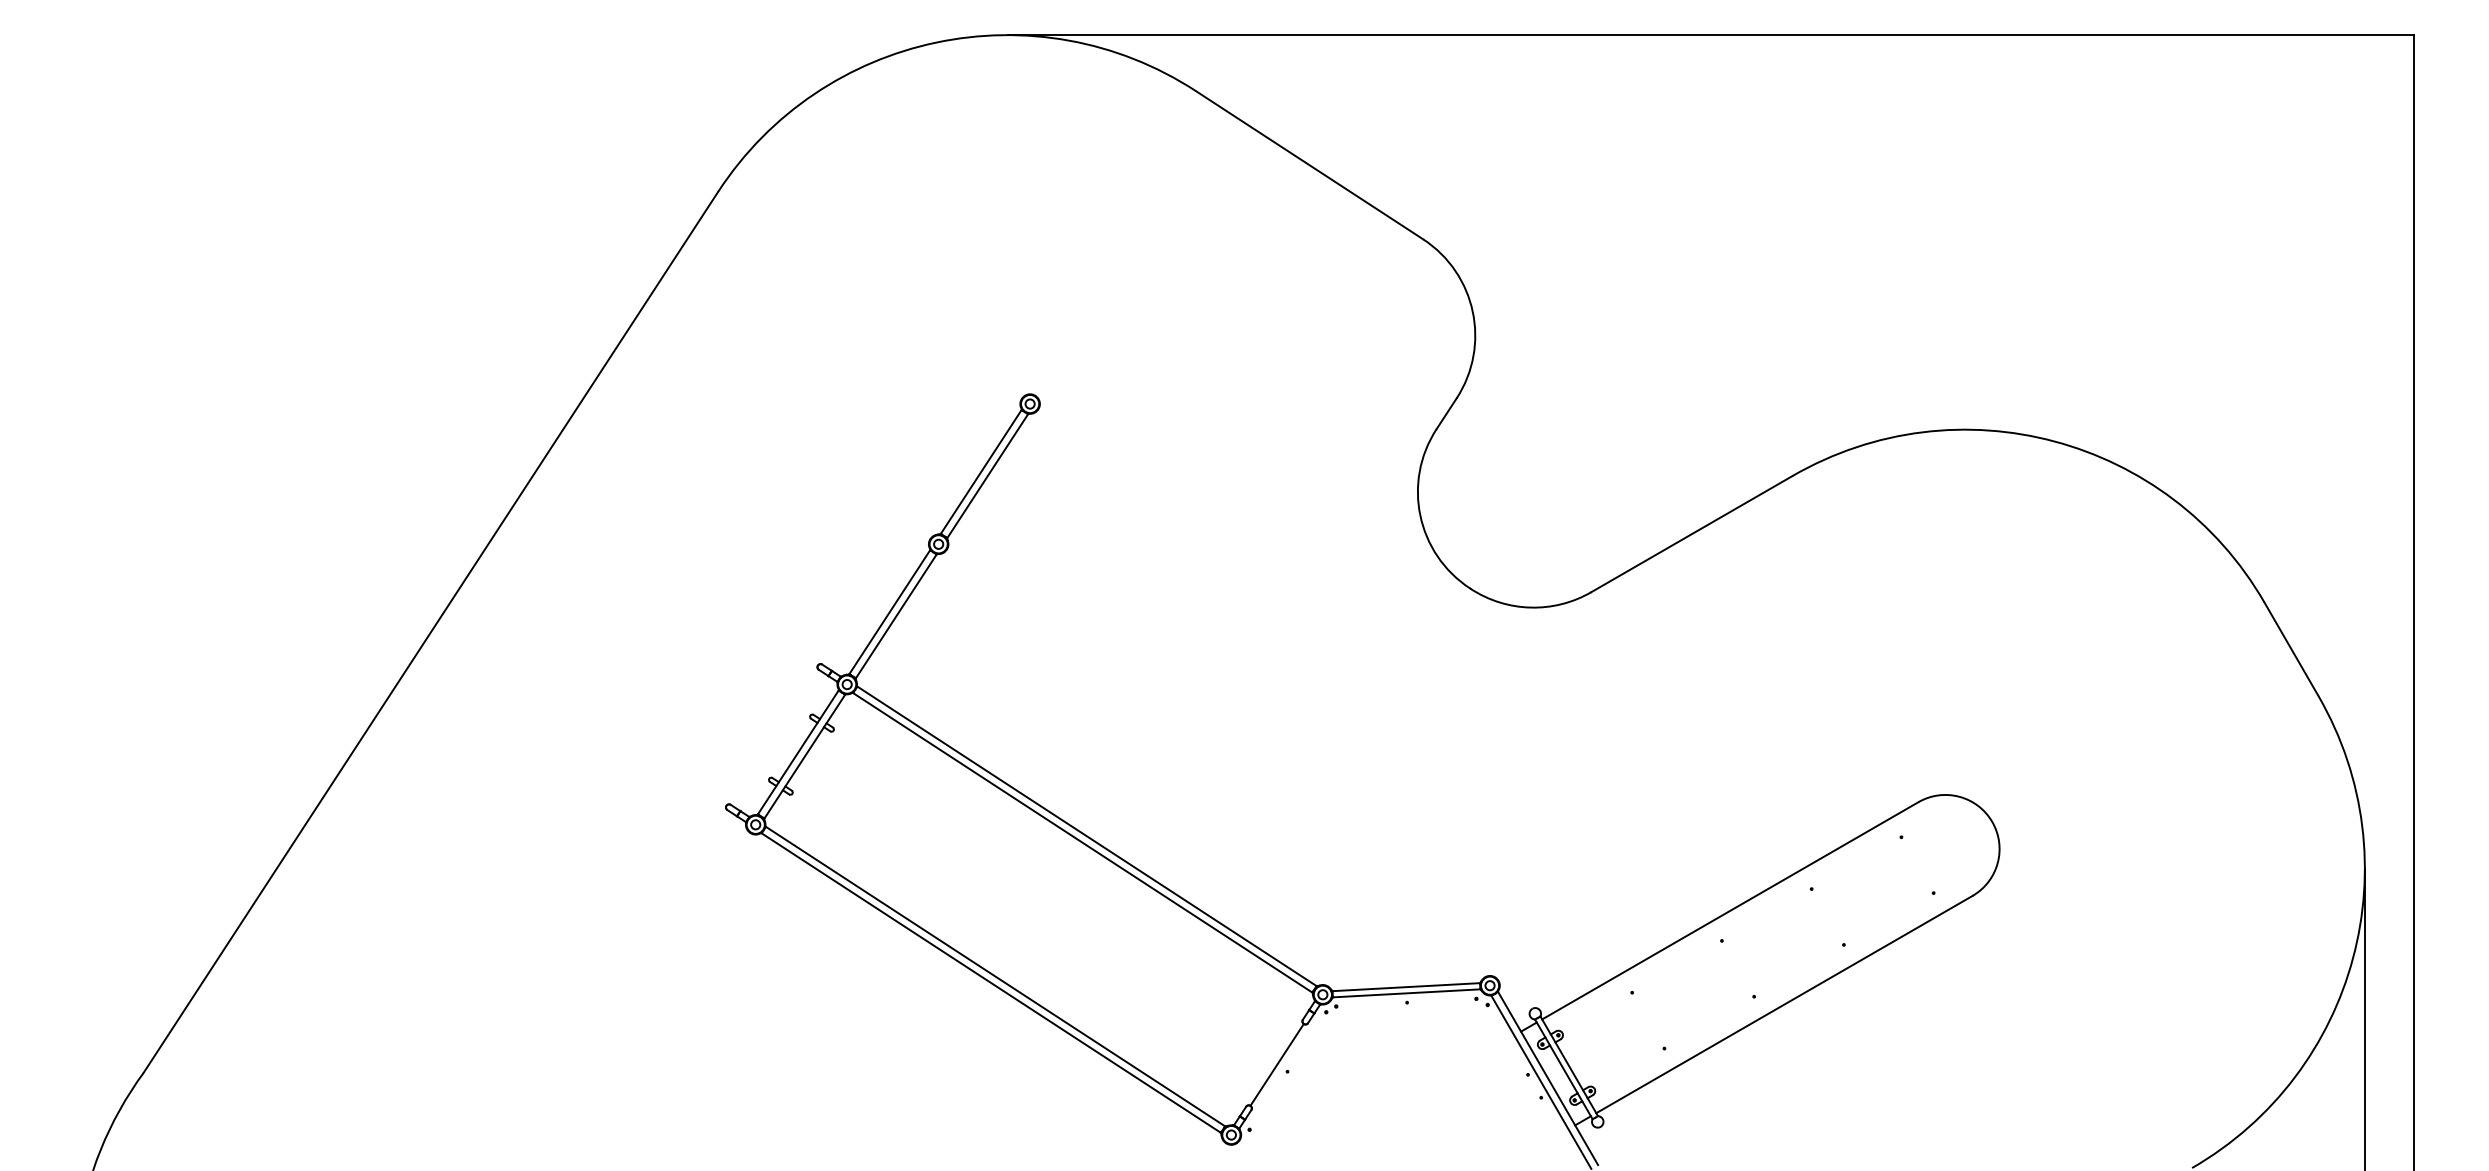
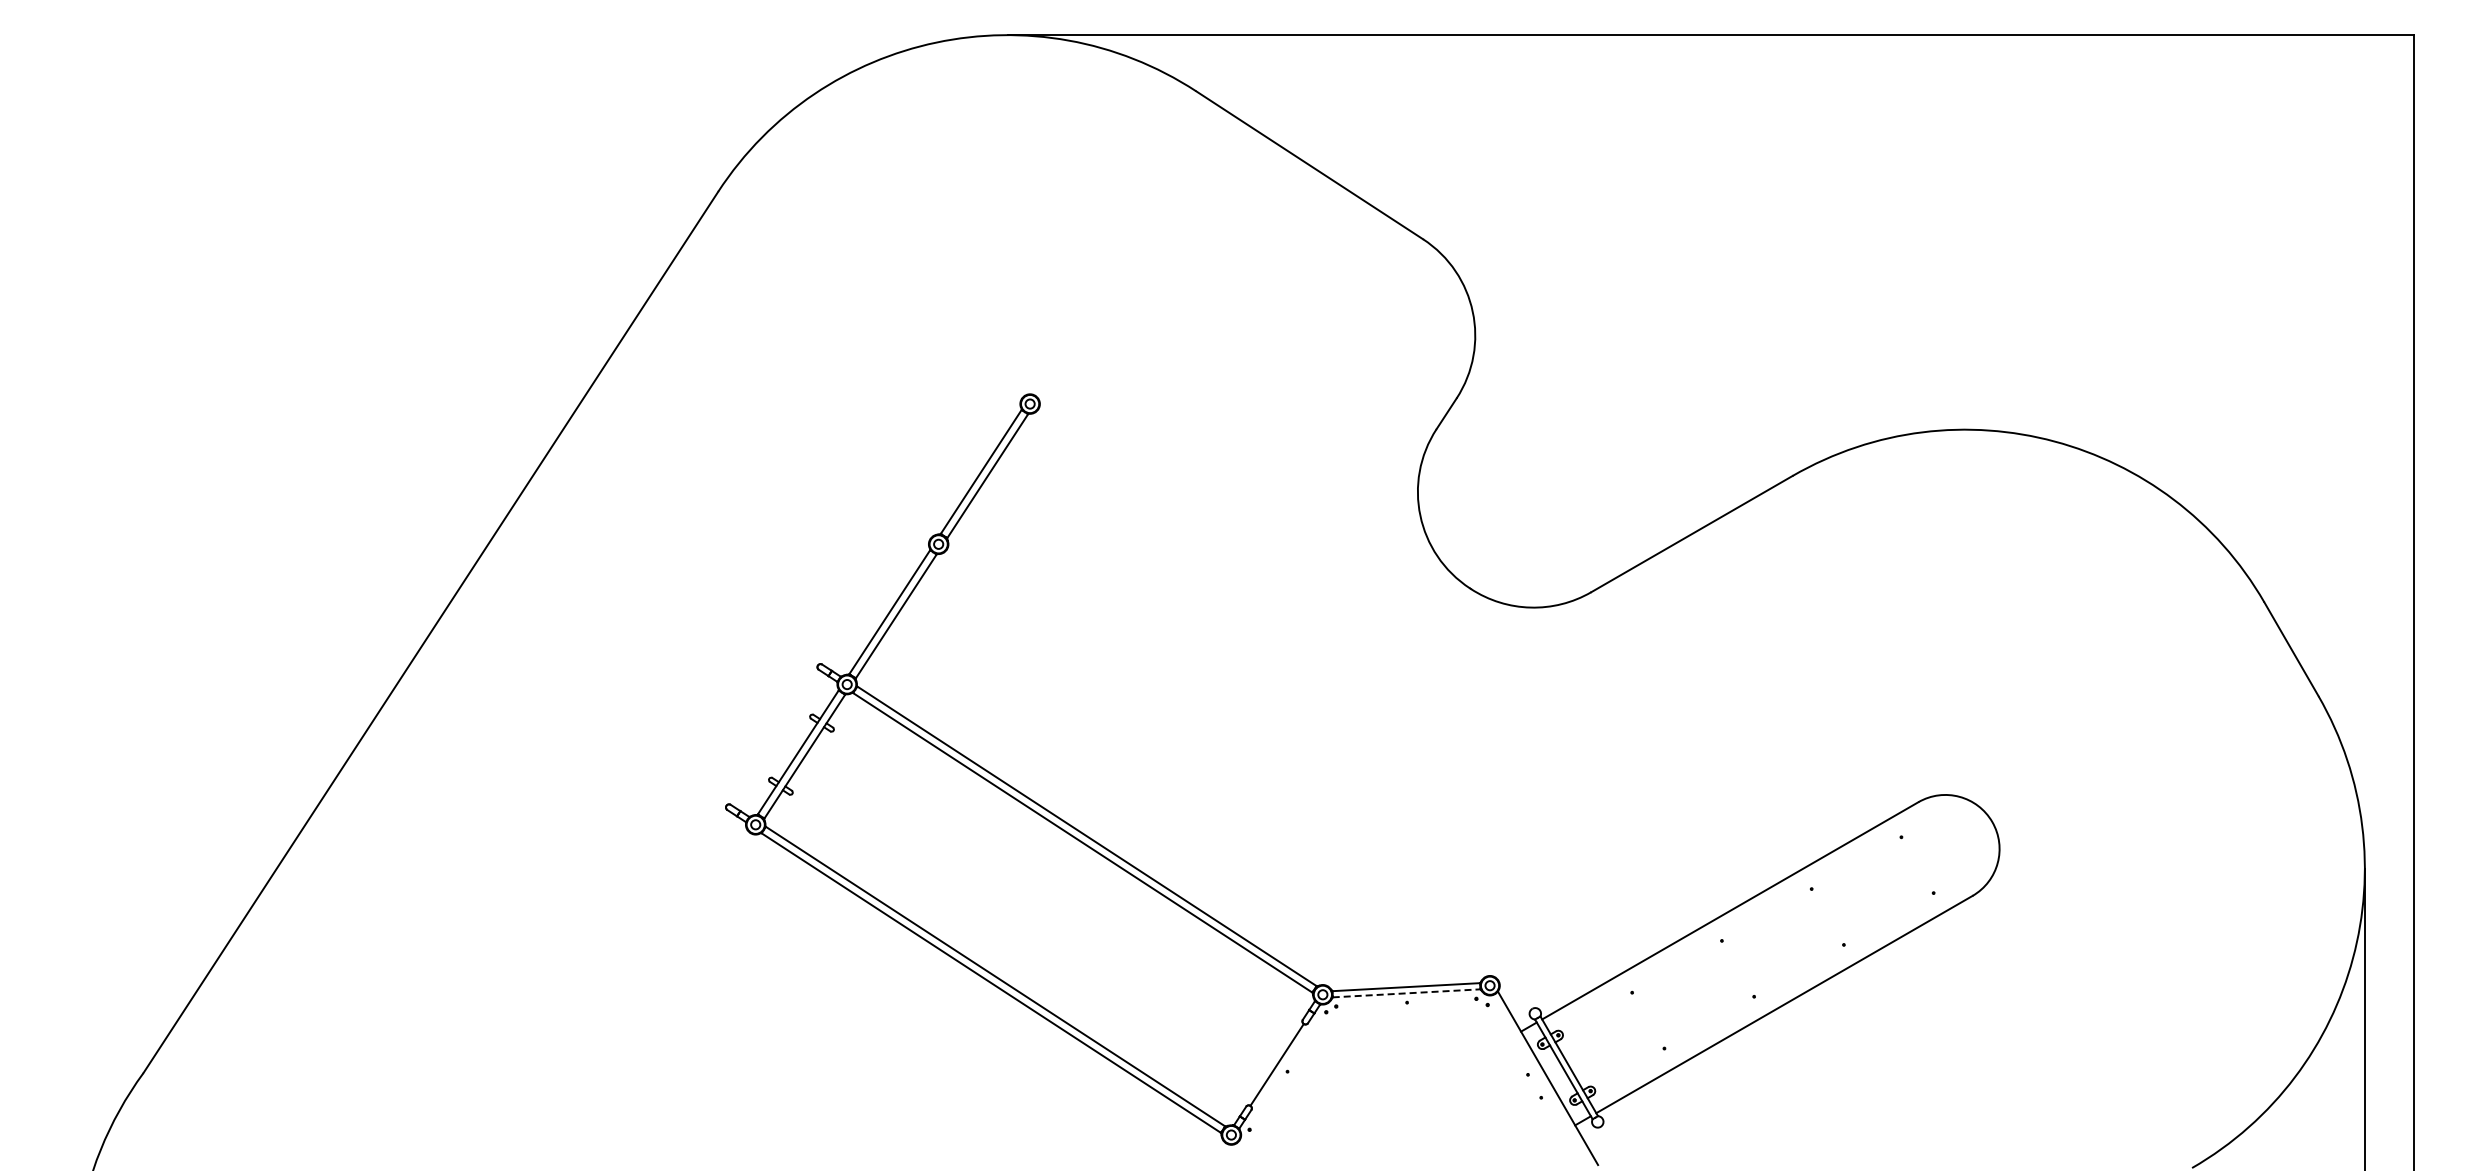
line: solid -> dashed (1407, 993)
line: present -> none (1540, 1081)
